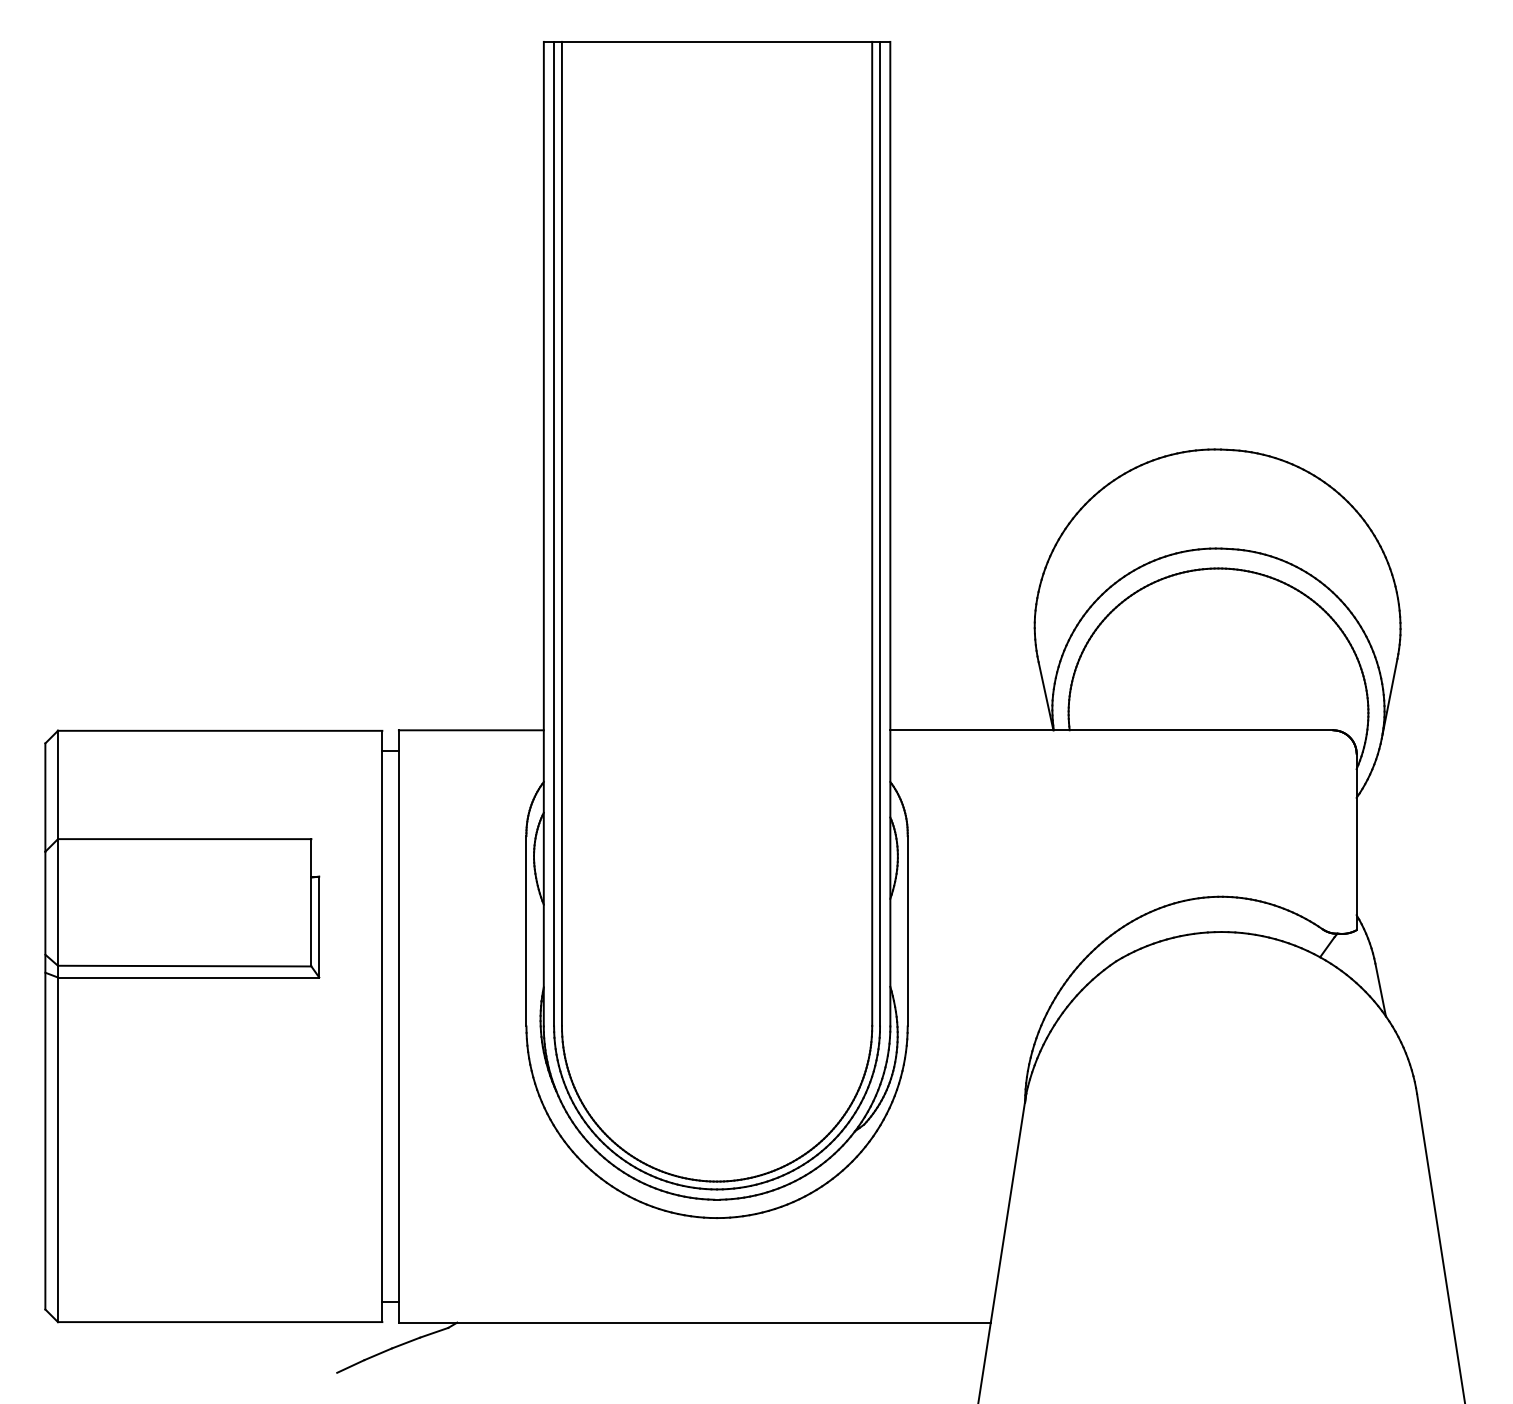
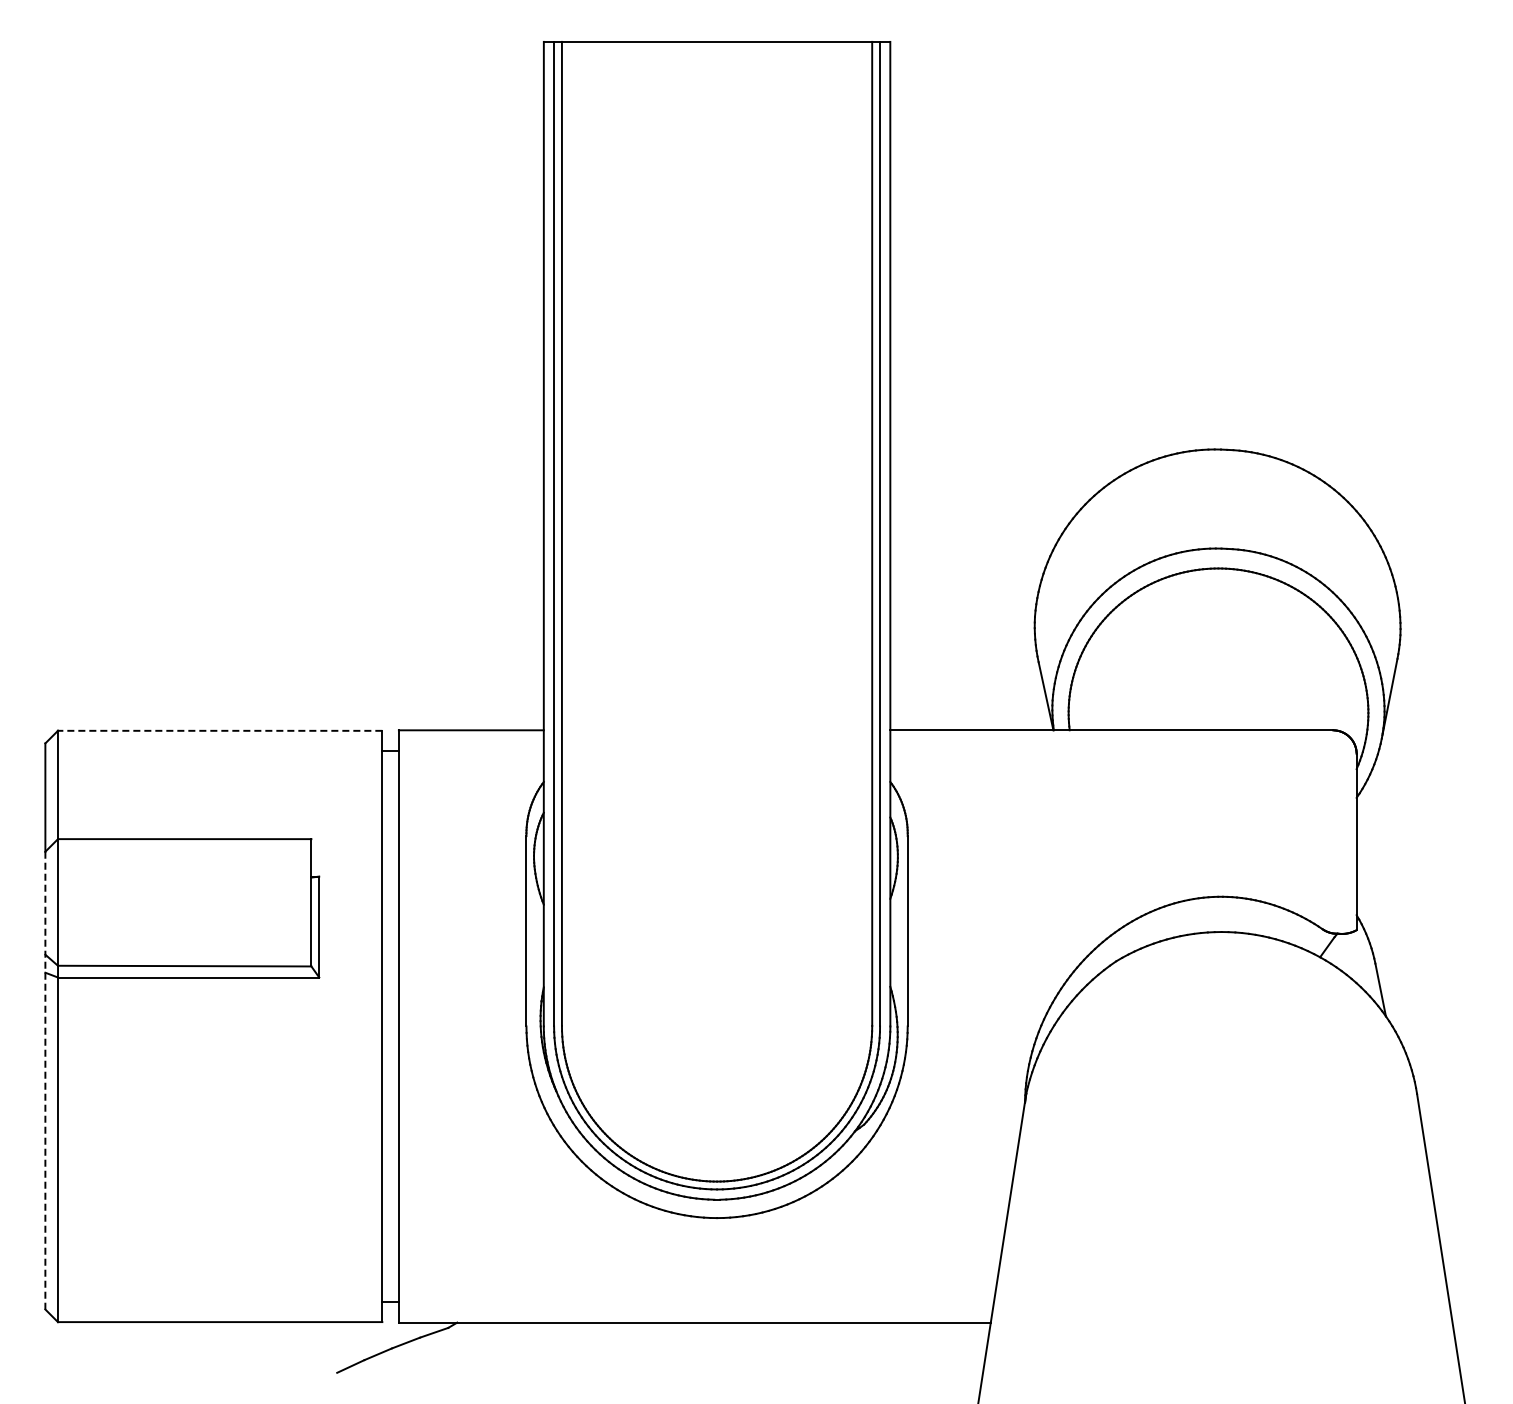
line: solid -> dashed (219, 730)
line: solid -> dashed (45, 1080)
